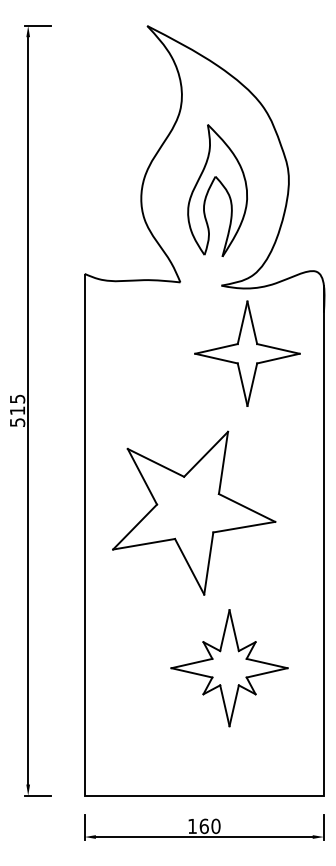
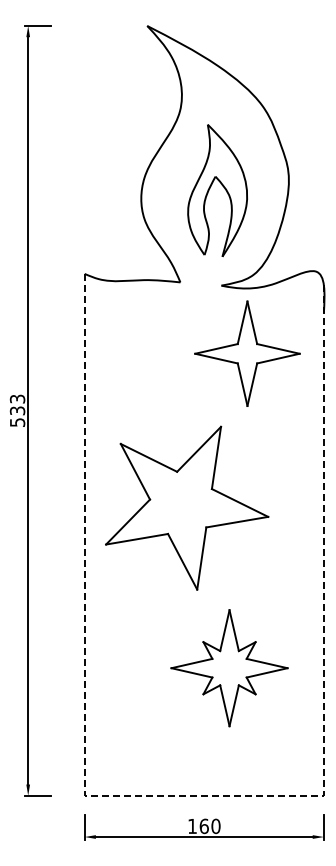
text: 515 -> 533 (17, 404)
part position: (194, 512) -> (187, 507) (187, 507)
line: solid -> dashed (199, 795)
